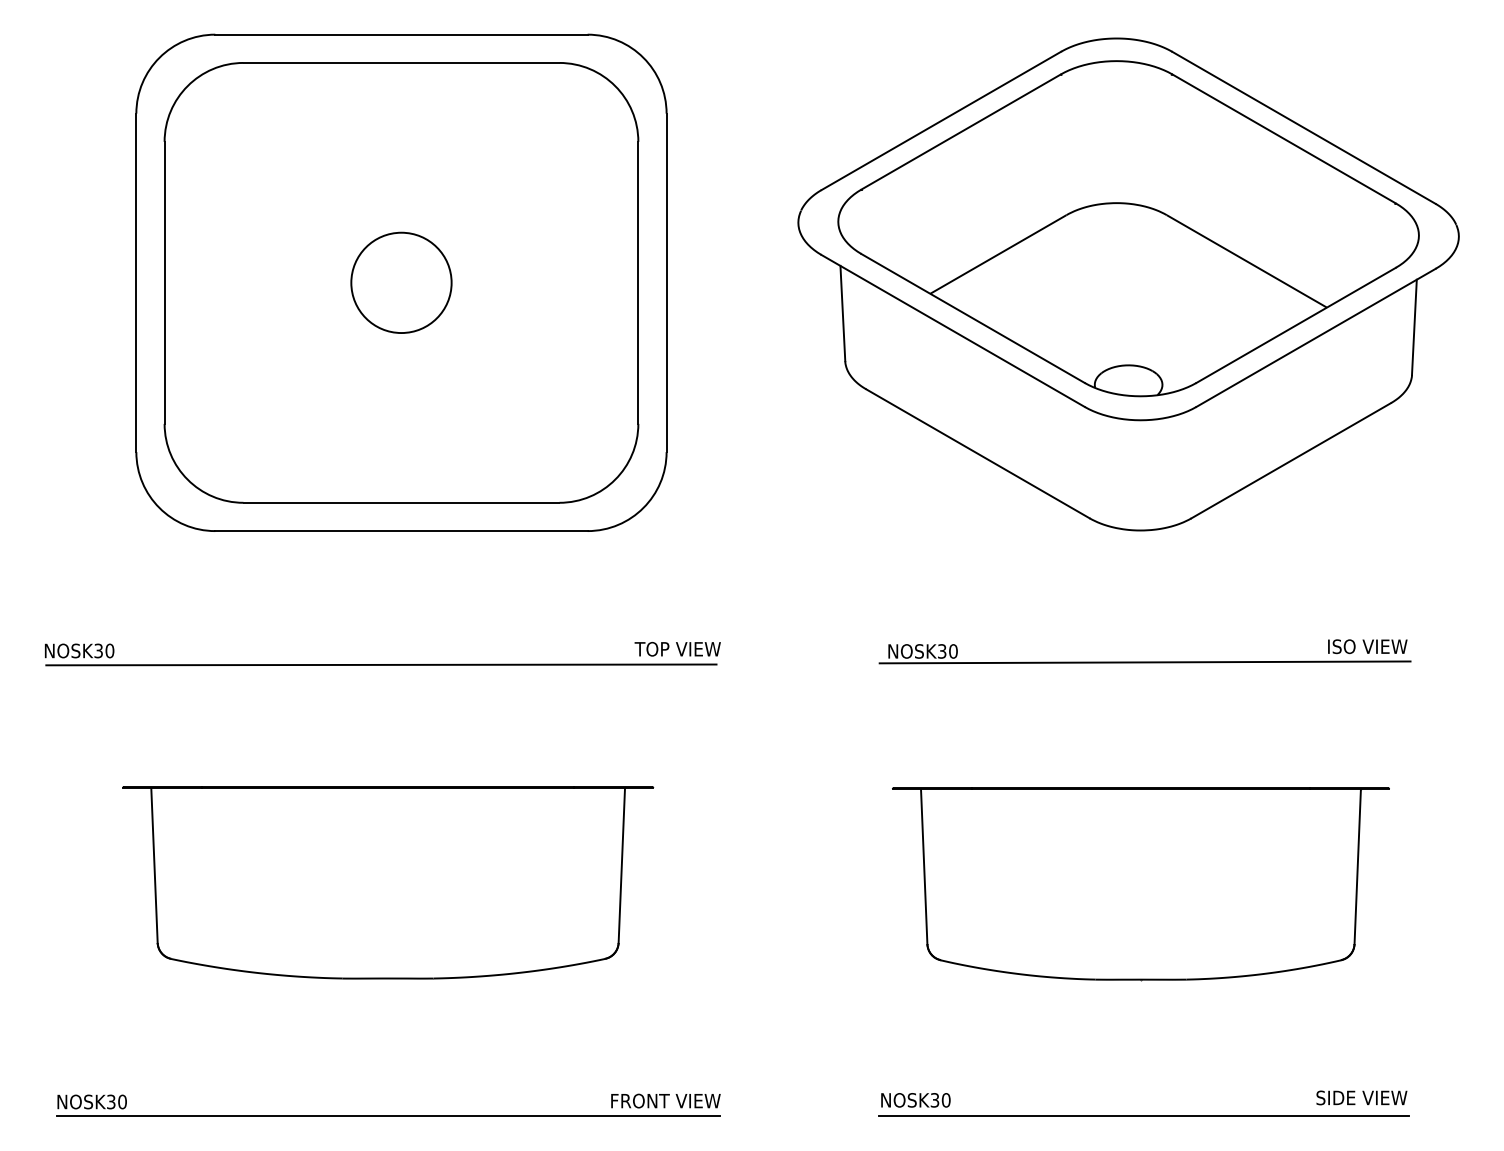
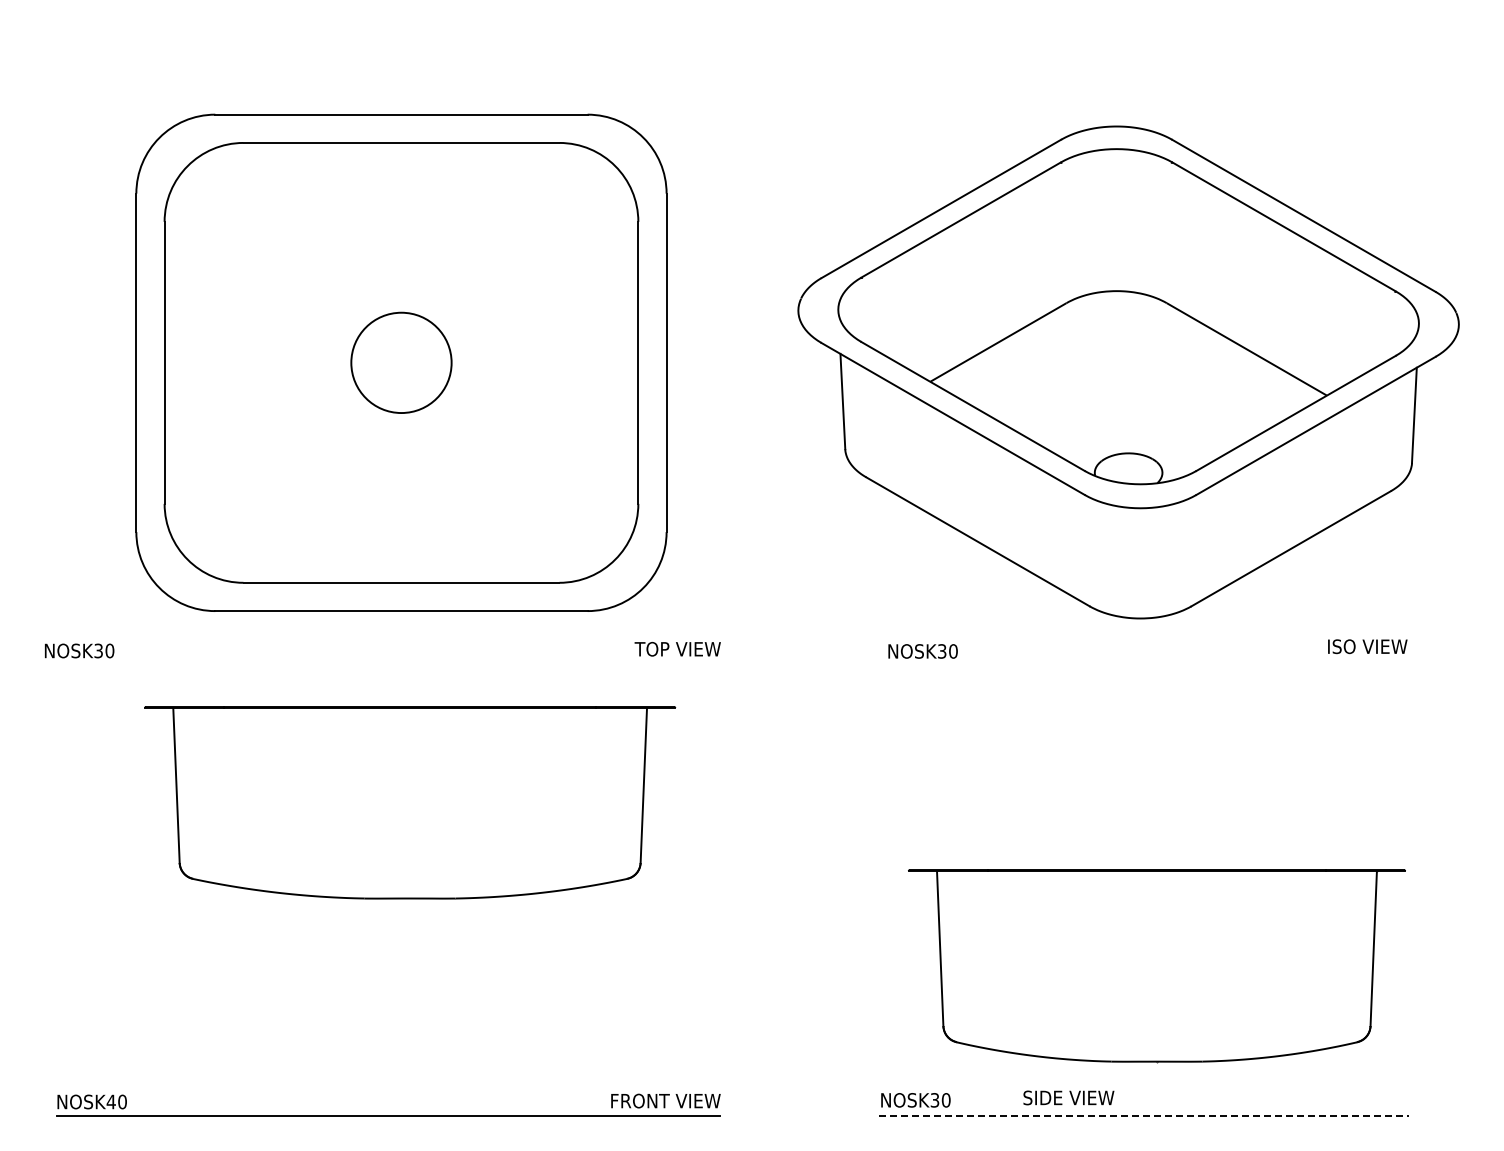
part position: (401, 282) -> (401, 362) (401, 362)
part position: (1128, 284) -> (1128, 372) (1128, 372)
line: present -> none (1144, 662)
line: present -> none (381, 664)
part position: (388, 882) -> (410, 802) (410, 802)
part position: (1140, 884) -> (1156, 966) (1156, 966)
text position: (1361, 1097) -> (1068, 1097) (1068, 1097)
text: NOSK30 -> NOSK40 (110, 1101)
line: solid -> dashed (1143, 1116)
